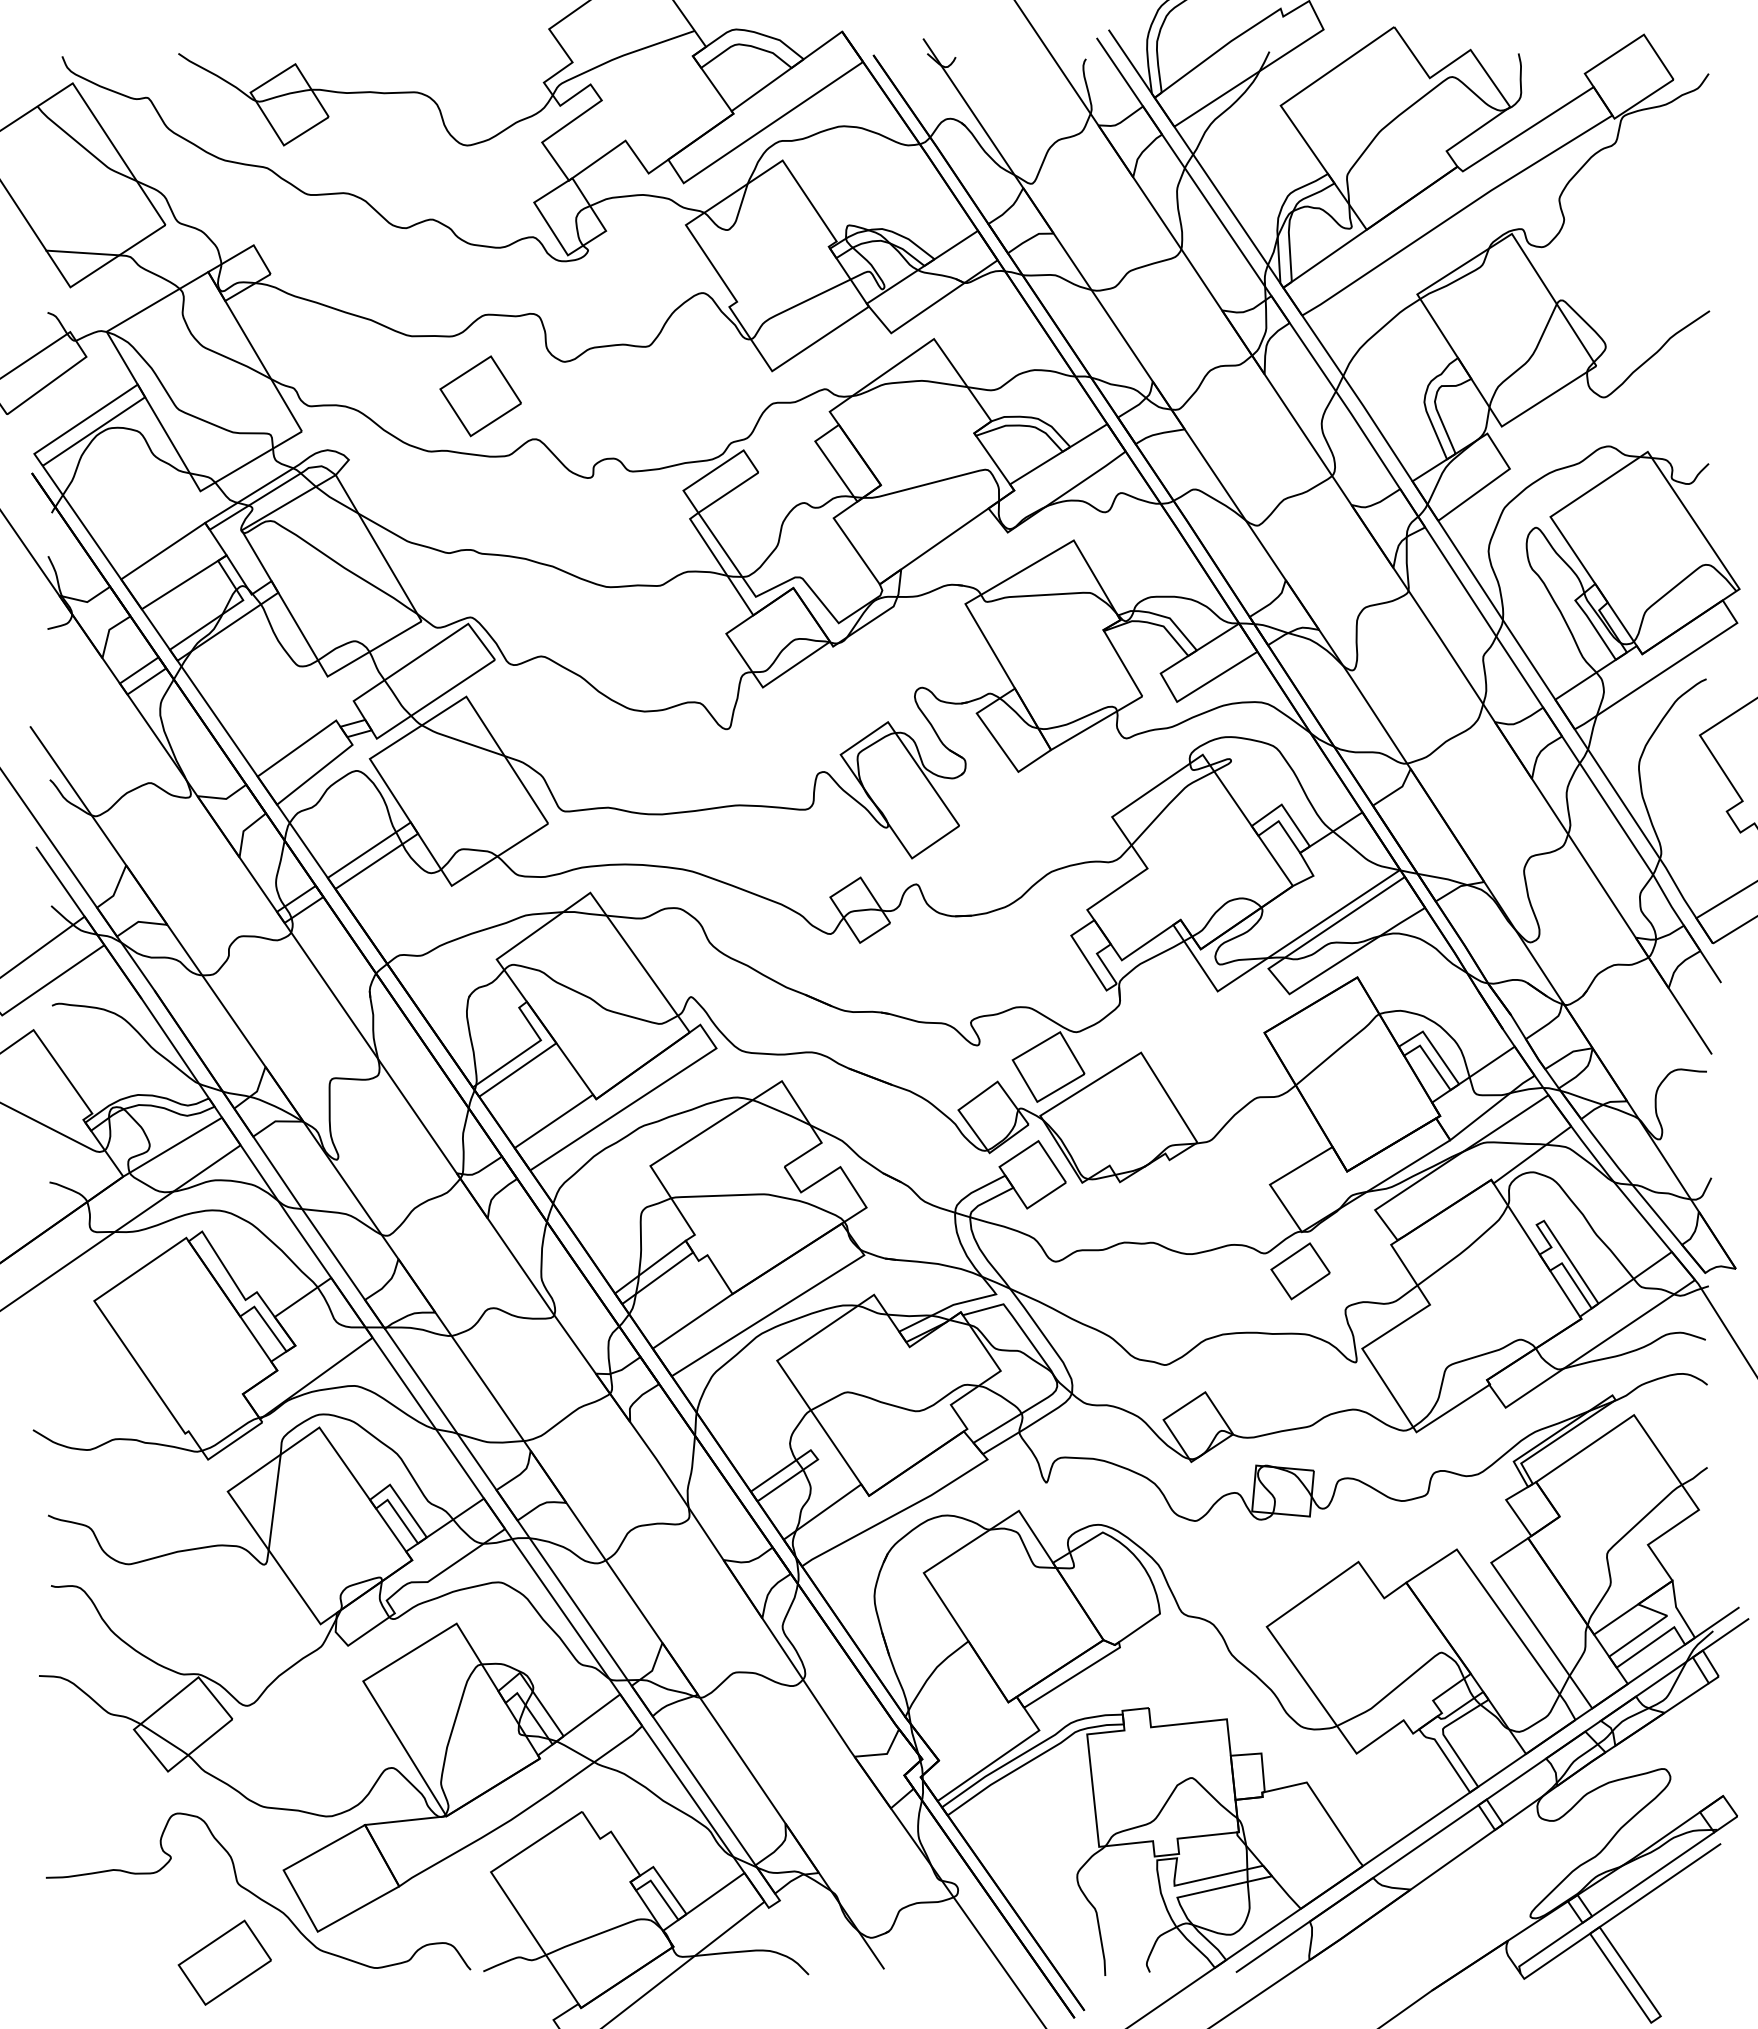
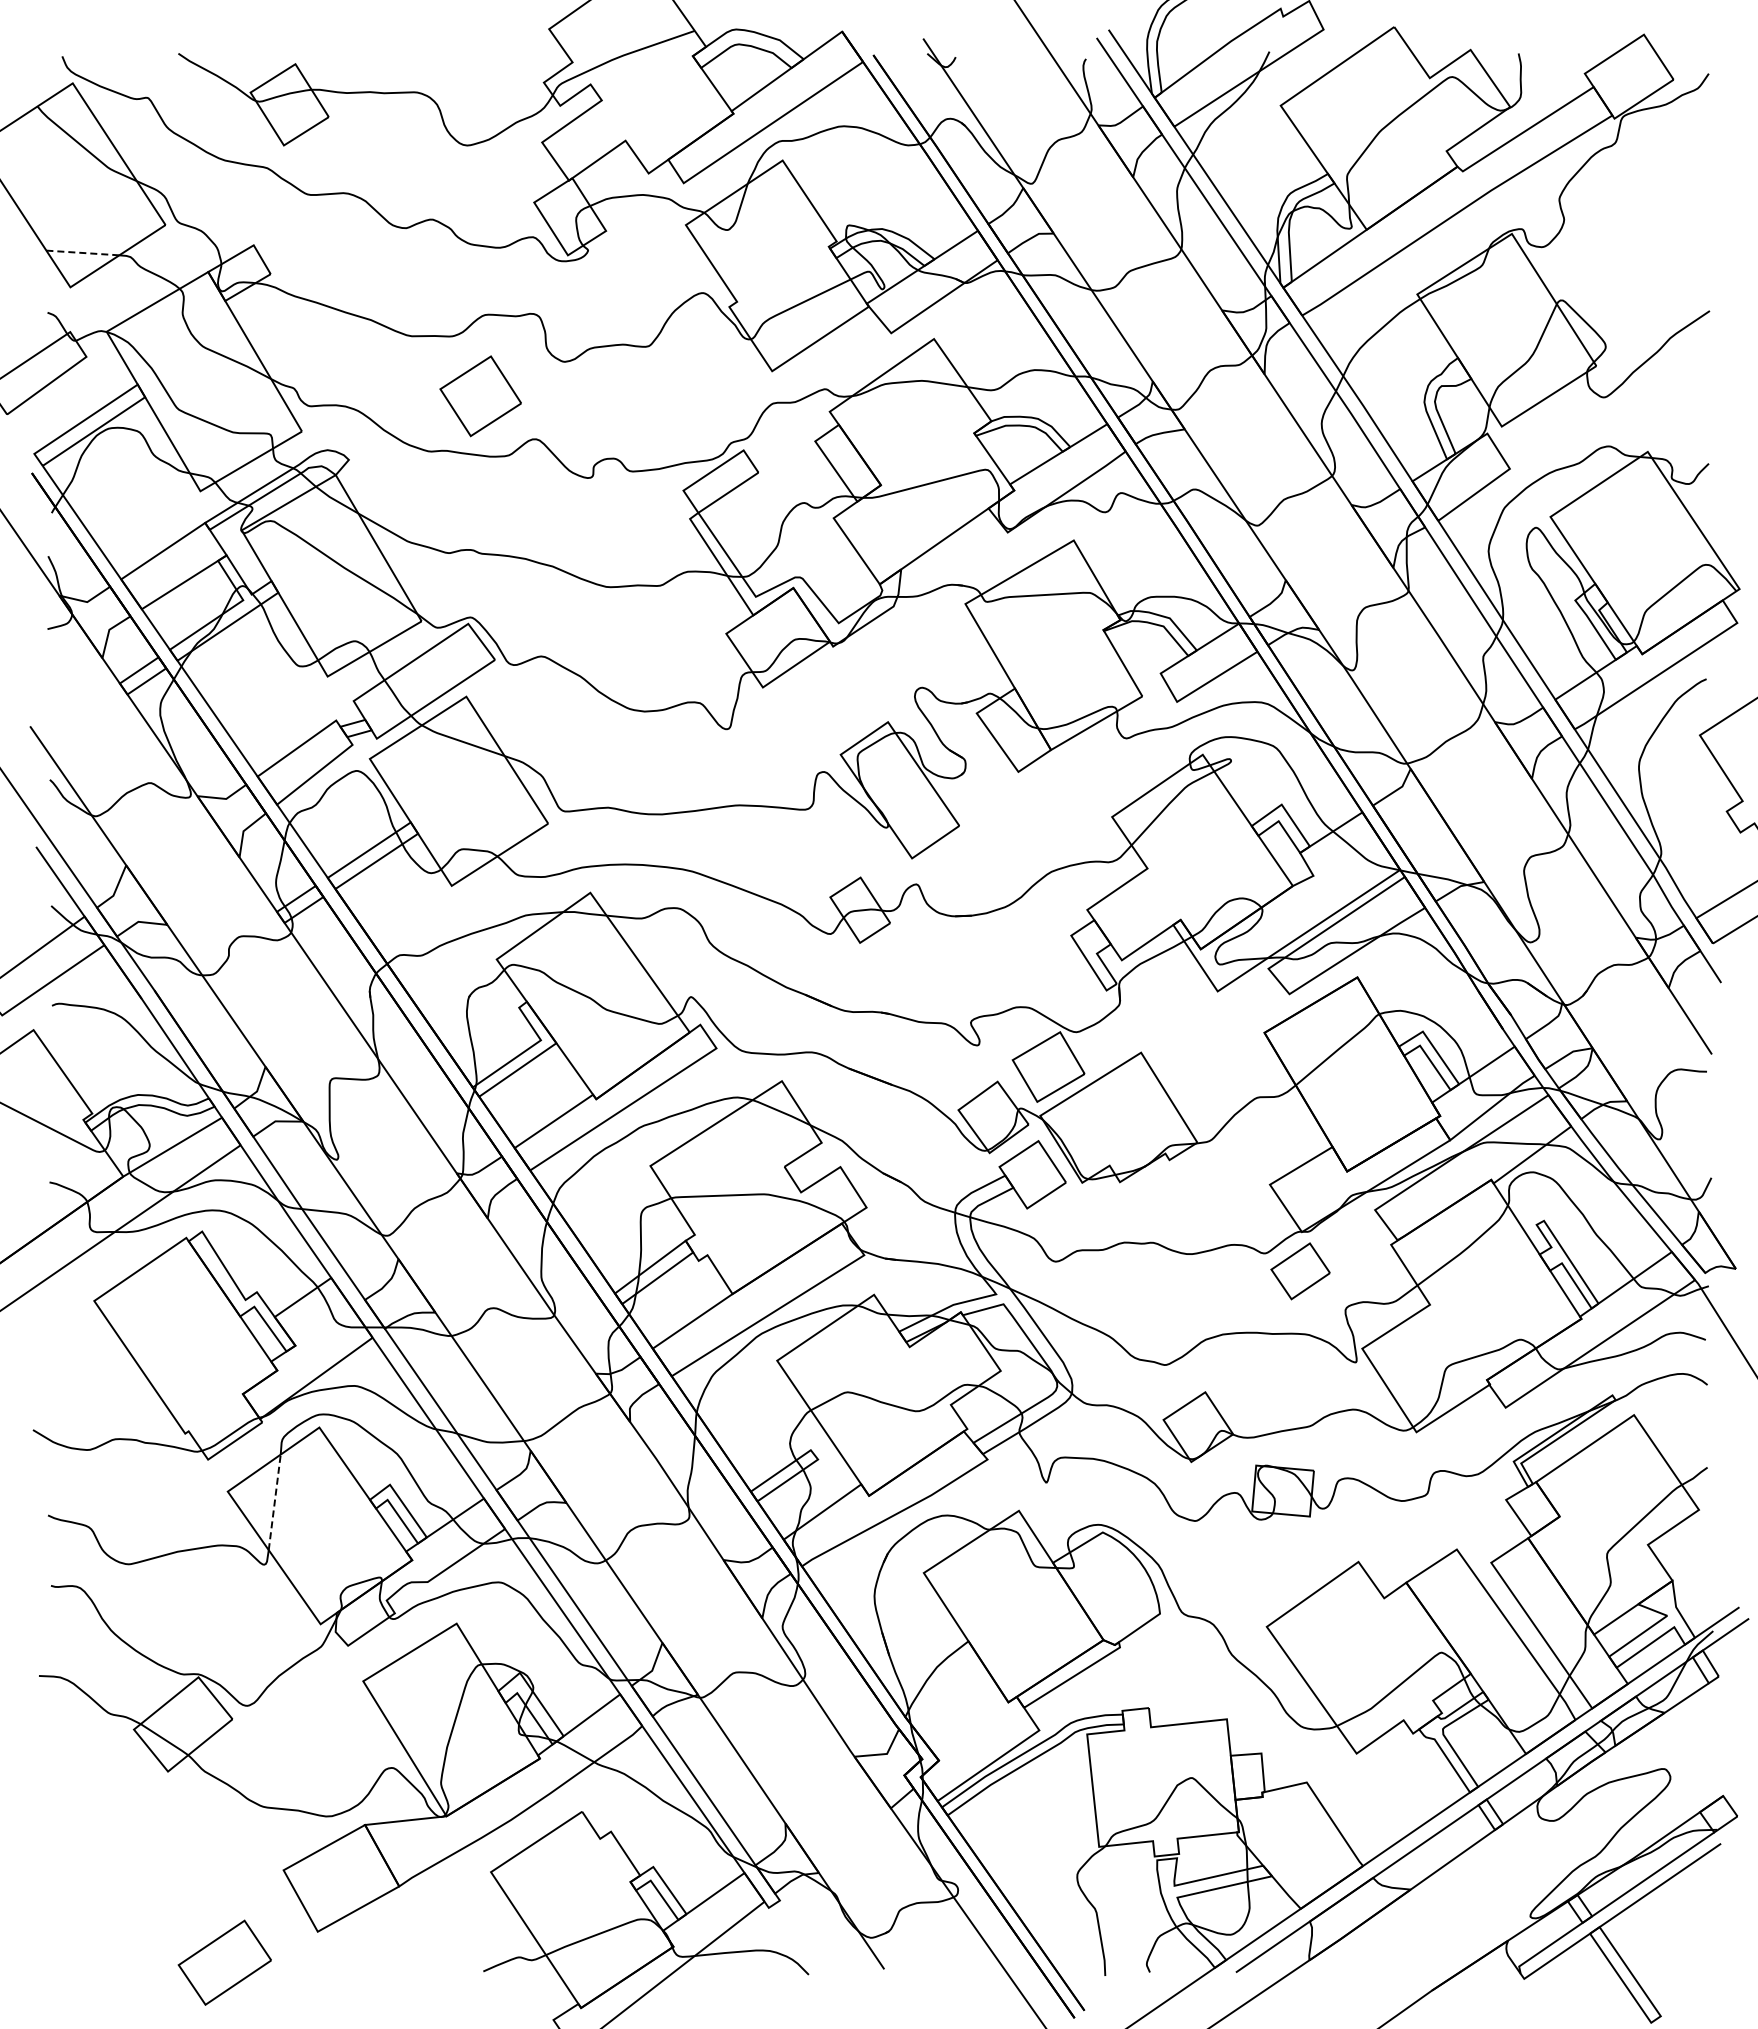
line: solid -> dashed (82, 252)
line: solid -> dashed (274, 1501)
curve: present -> none (257, 1895)
